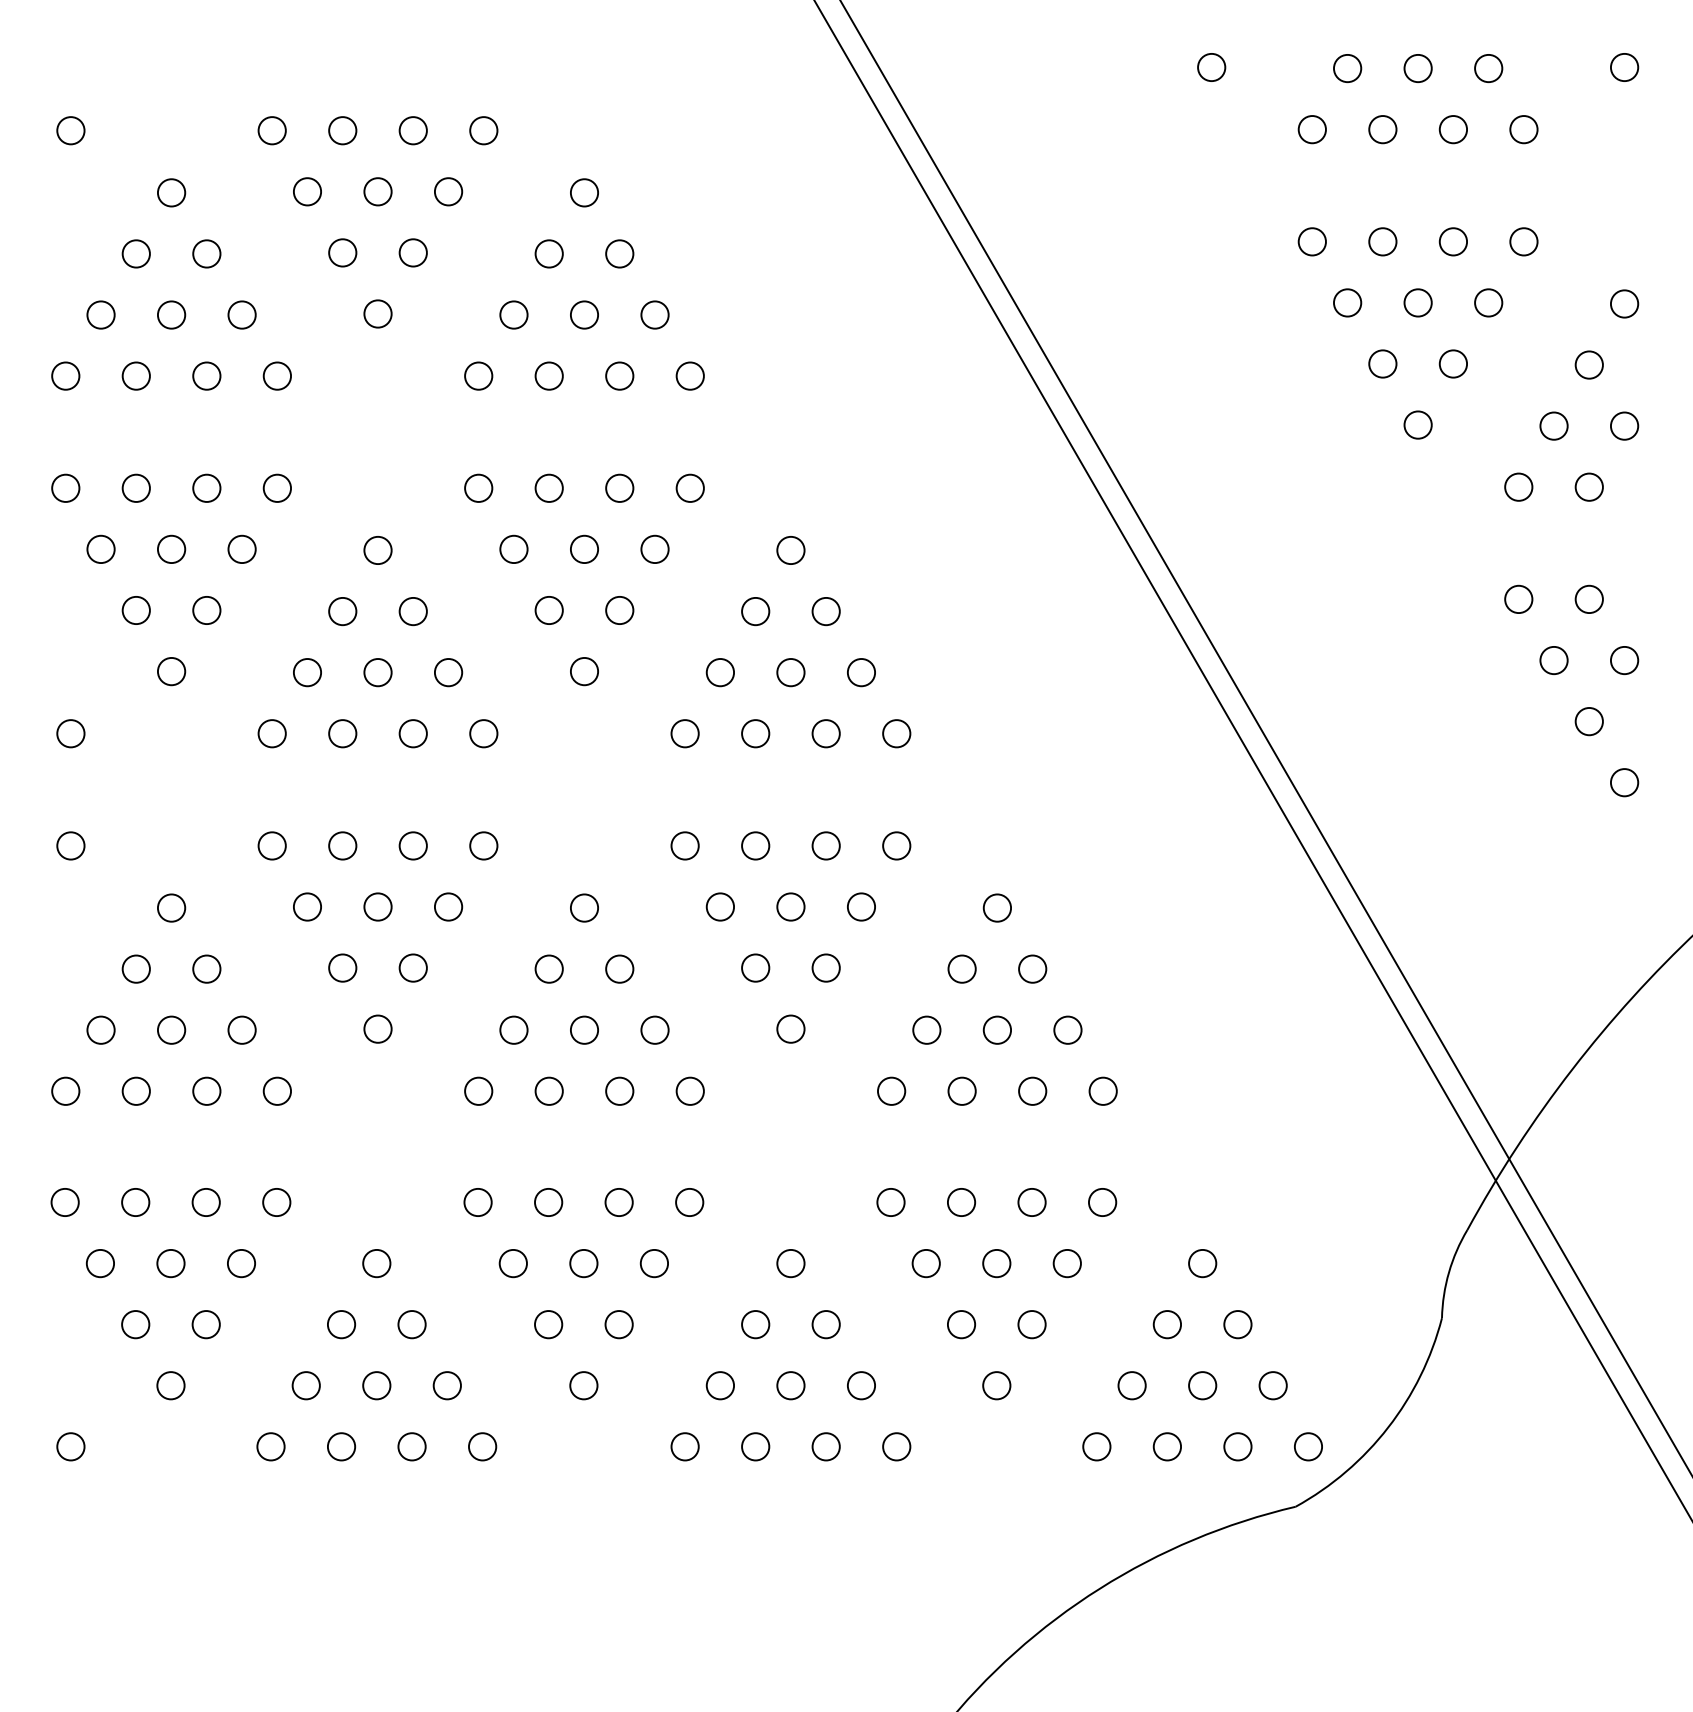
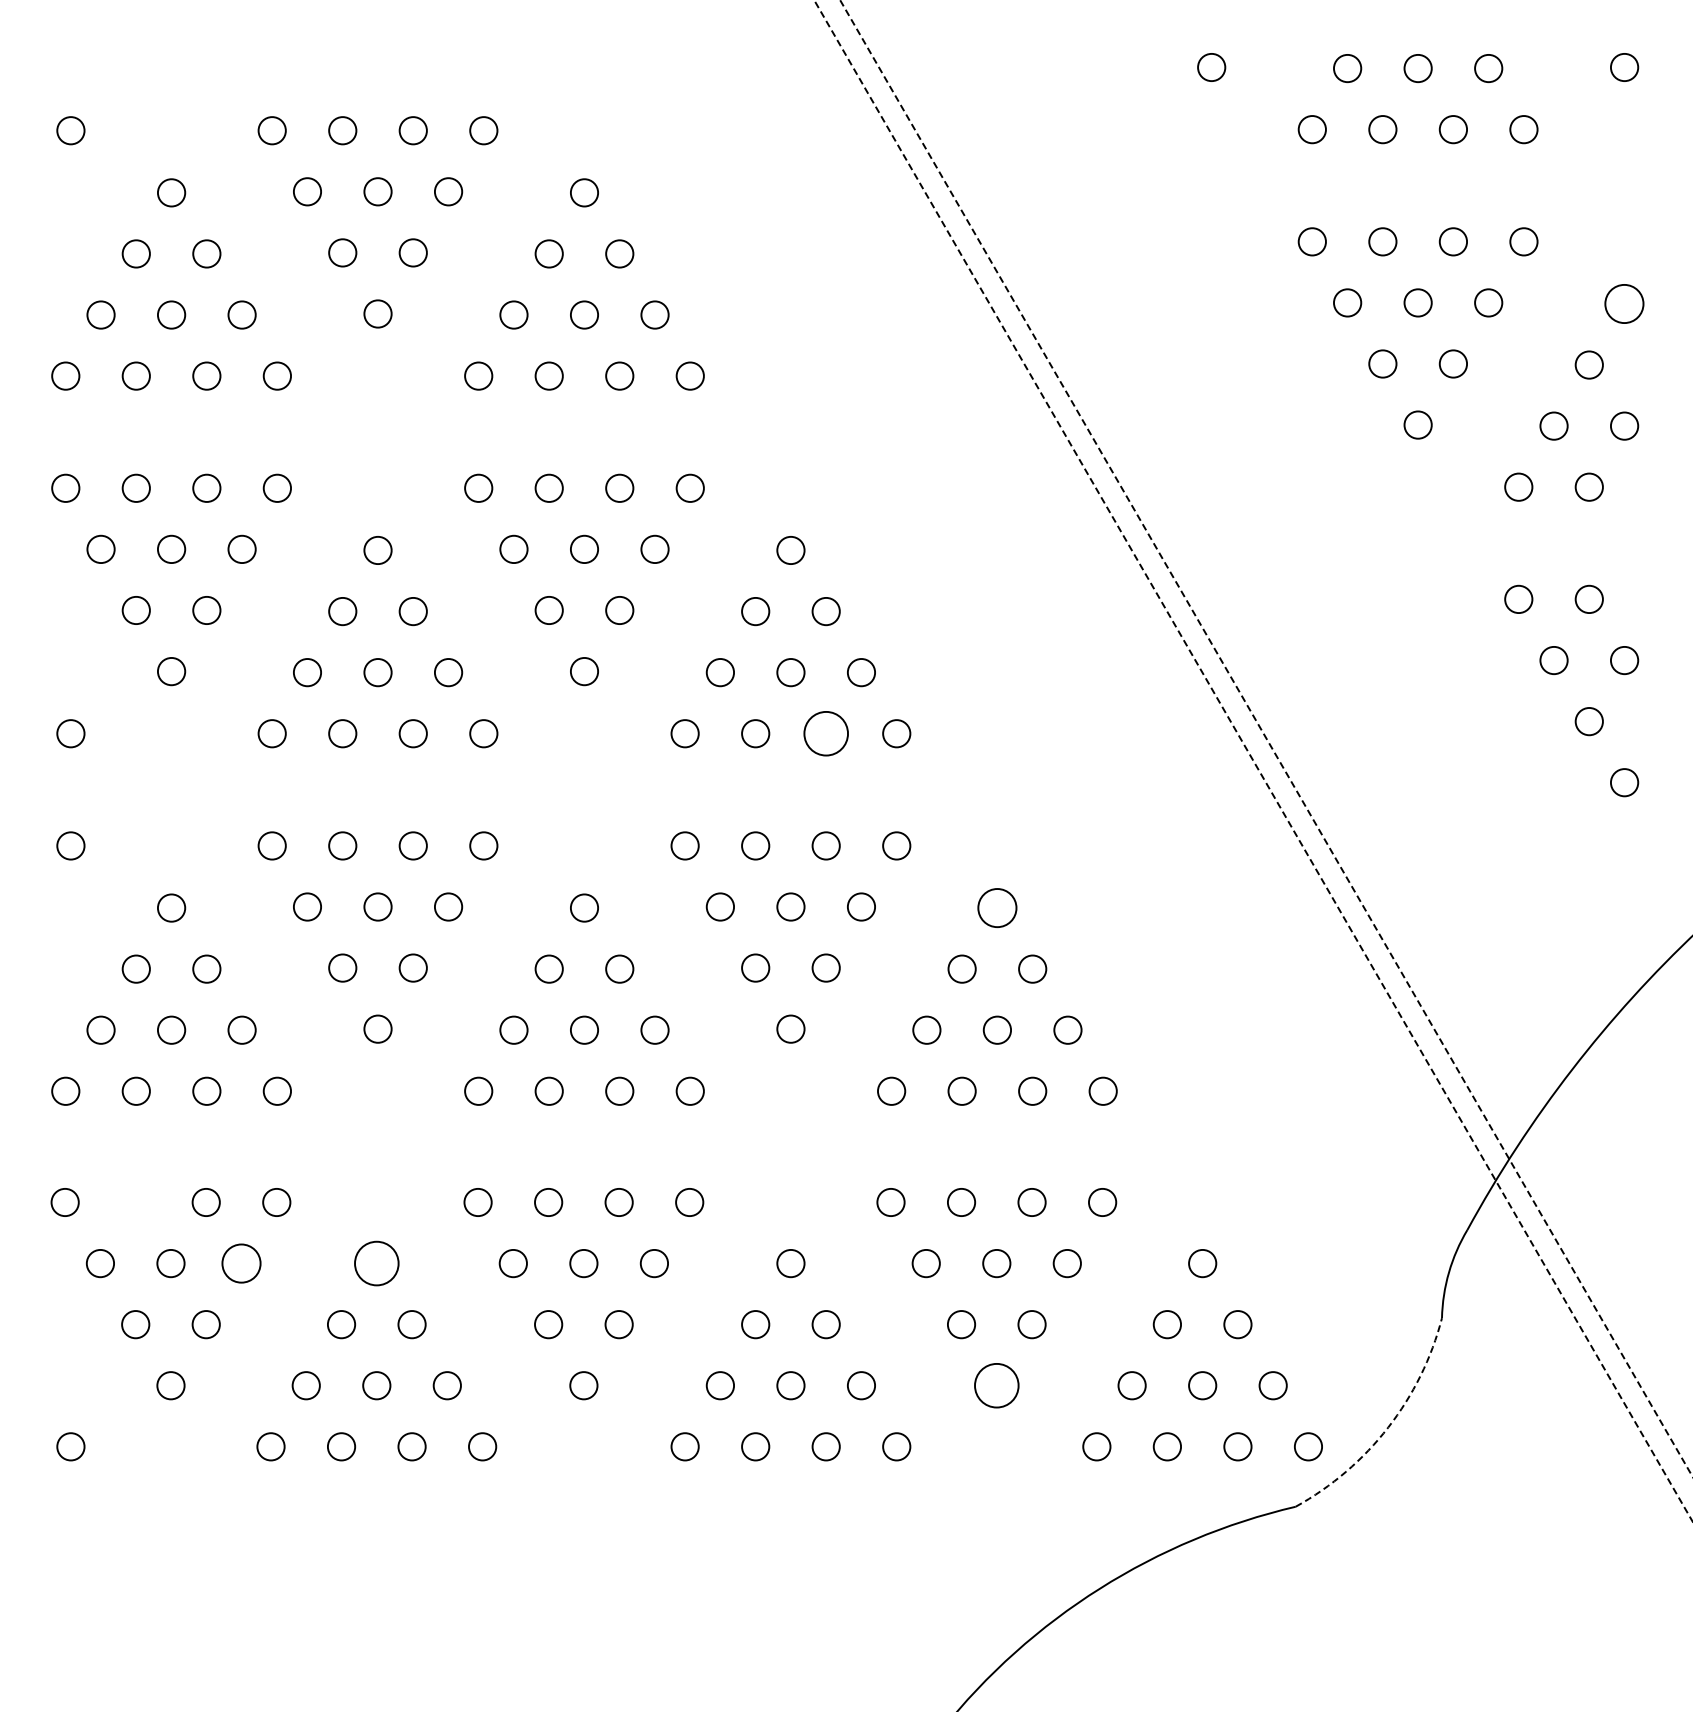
circle size: 30x30 px -> 41x40 px (1624, 303)
circle diameter: 27 px -> 44 px (826, 733)
line: solid -> dashed (1266, 739)
line: solid -> dashed (1253, 761)
circle diameter: 27 px -> 38 px (997, 908)
circle: present -> none (135, 1202)
circle diameter: 27 px -> 38 px (241, 1263)
circle diameter: 27 px -> 44 px (376, 1263)
circle diameter: 27 px -> 44 px (996, 1385)
arc: solid -> dashed (1388, 1427)
